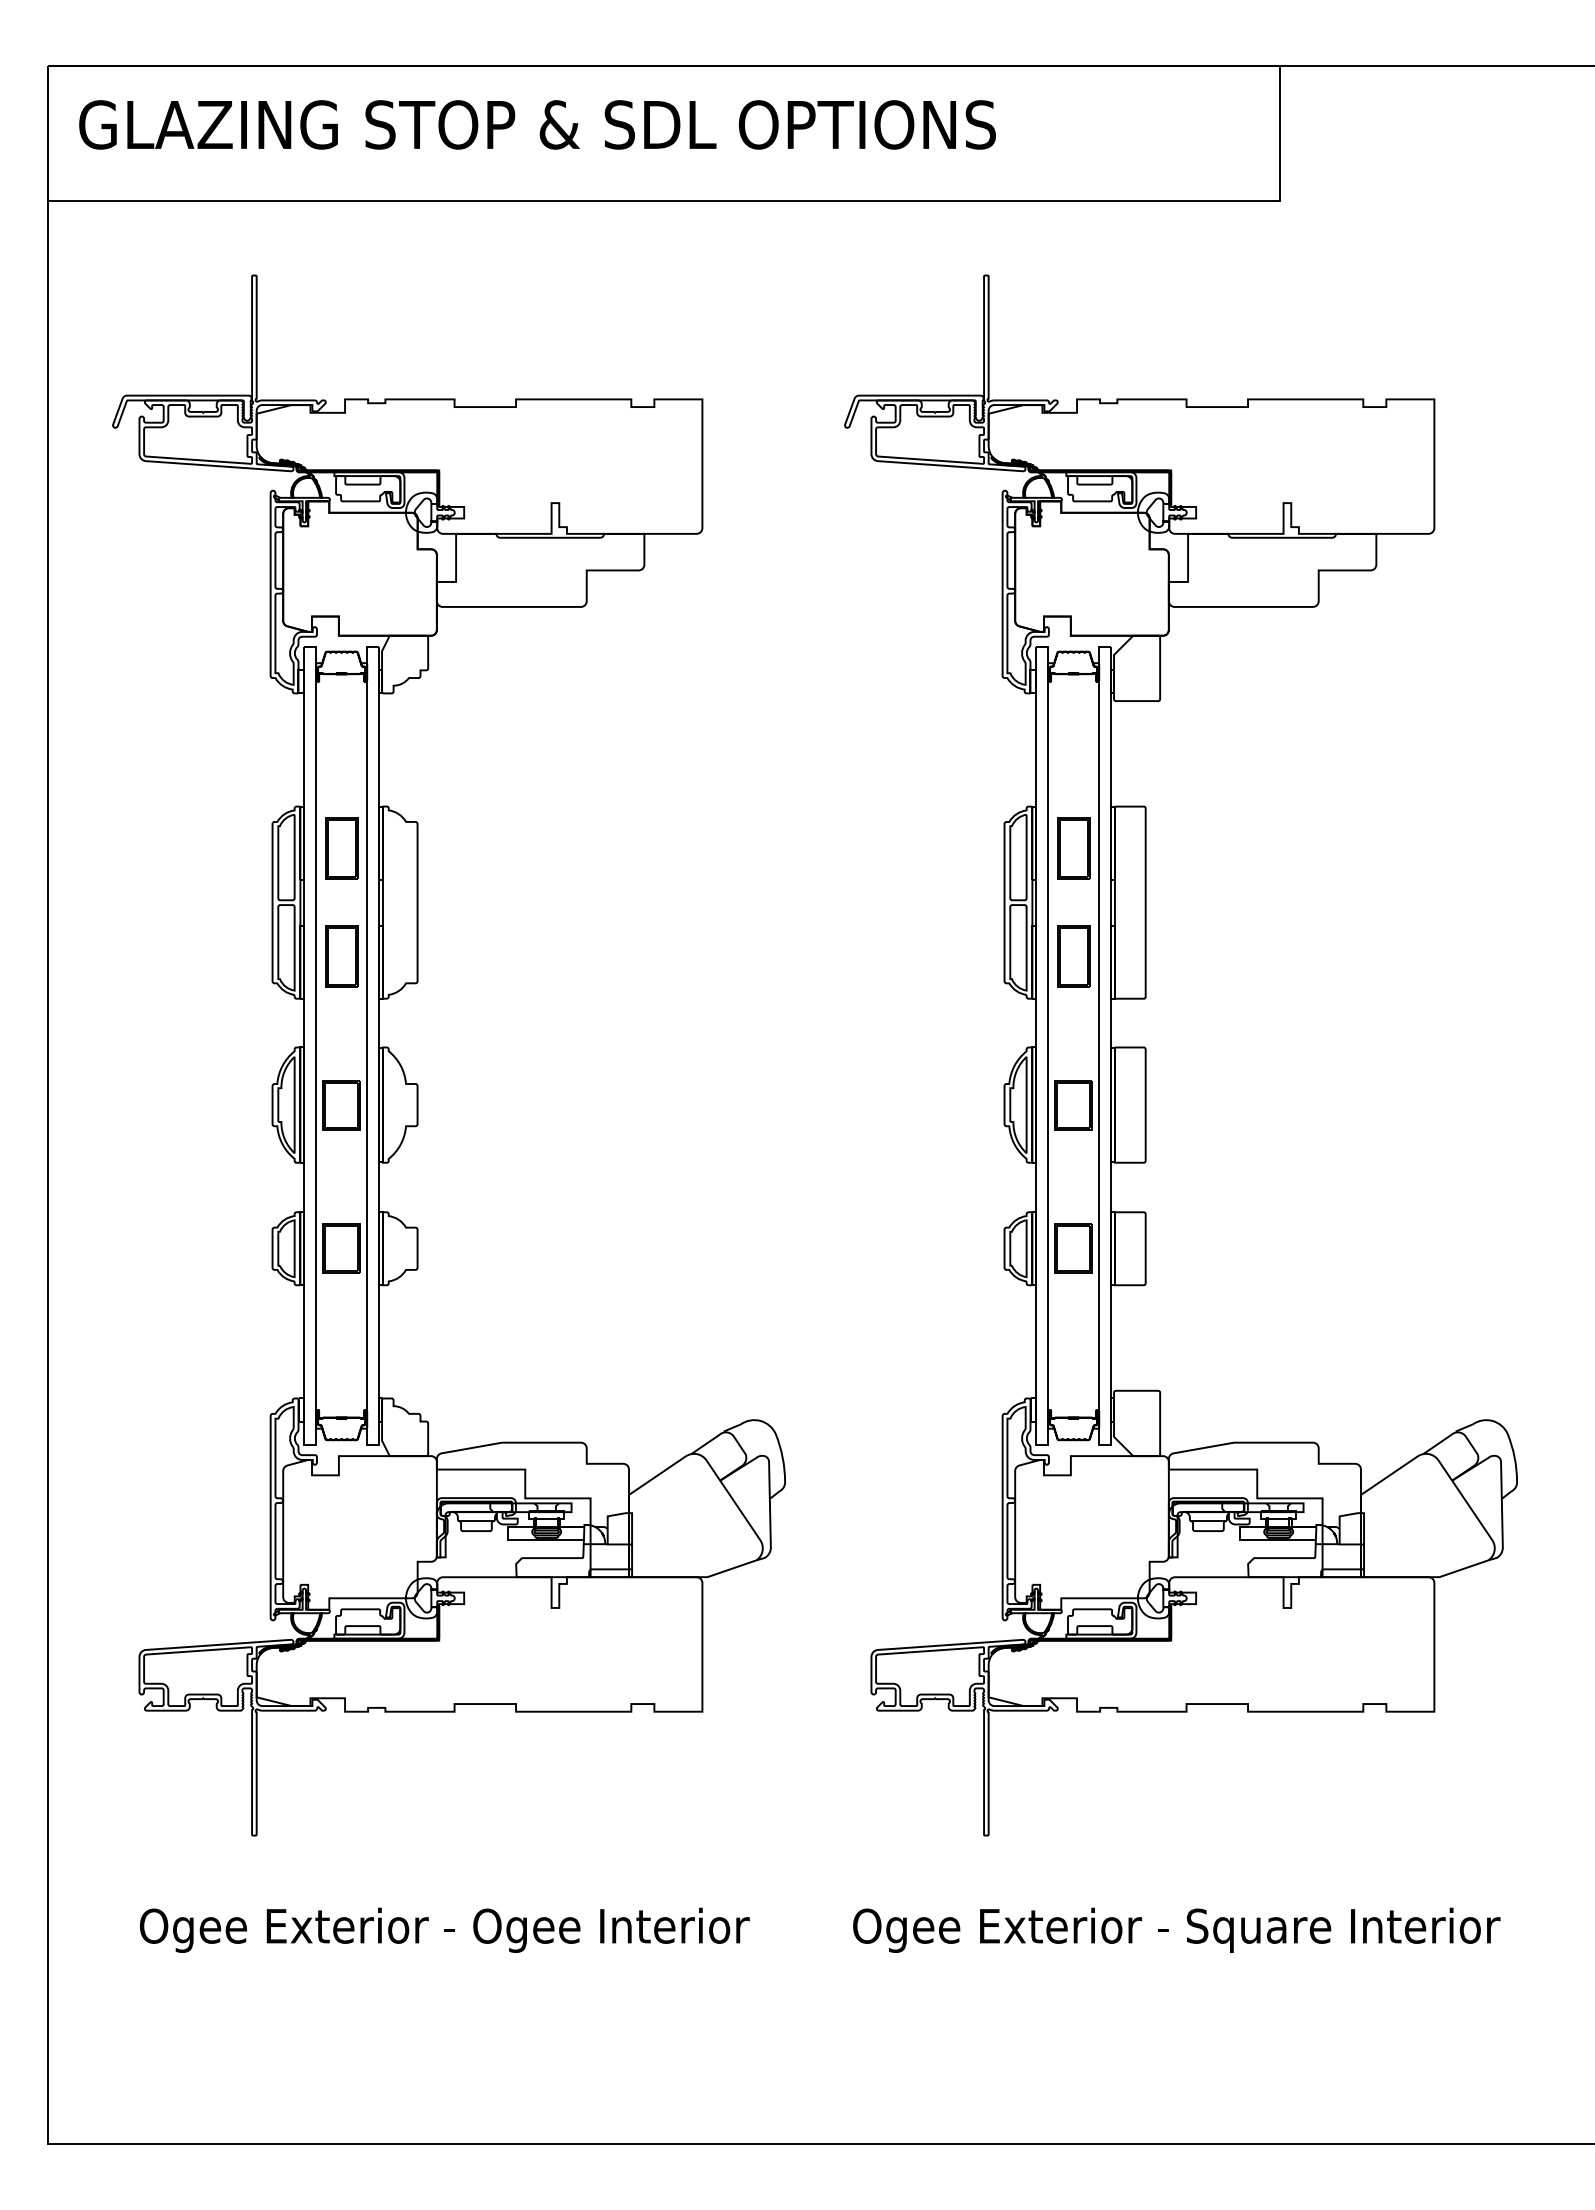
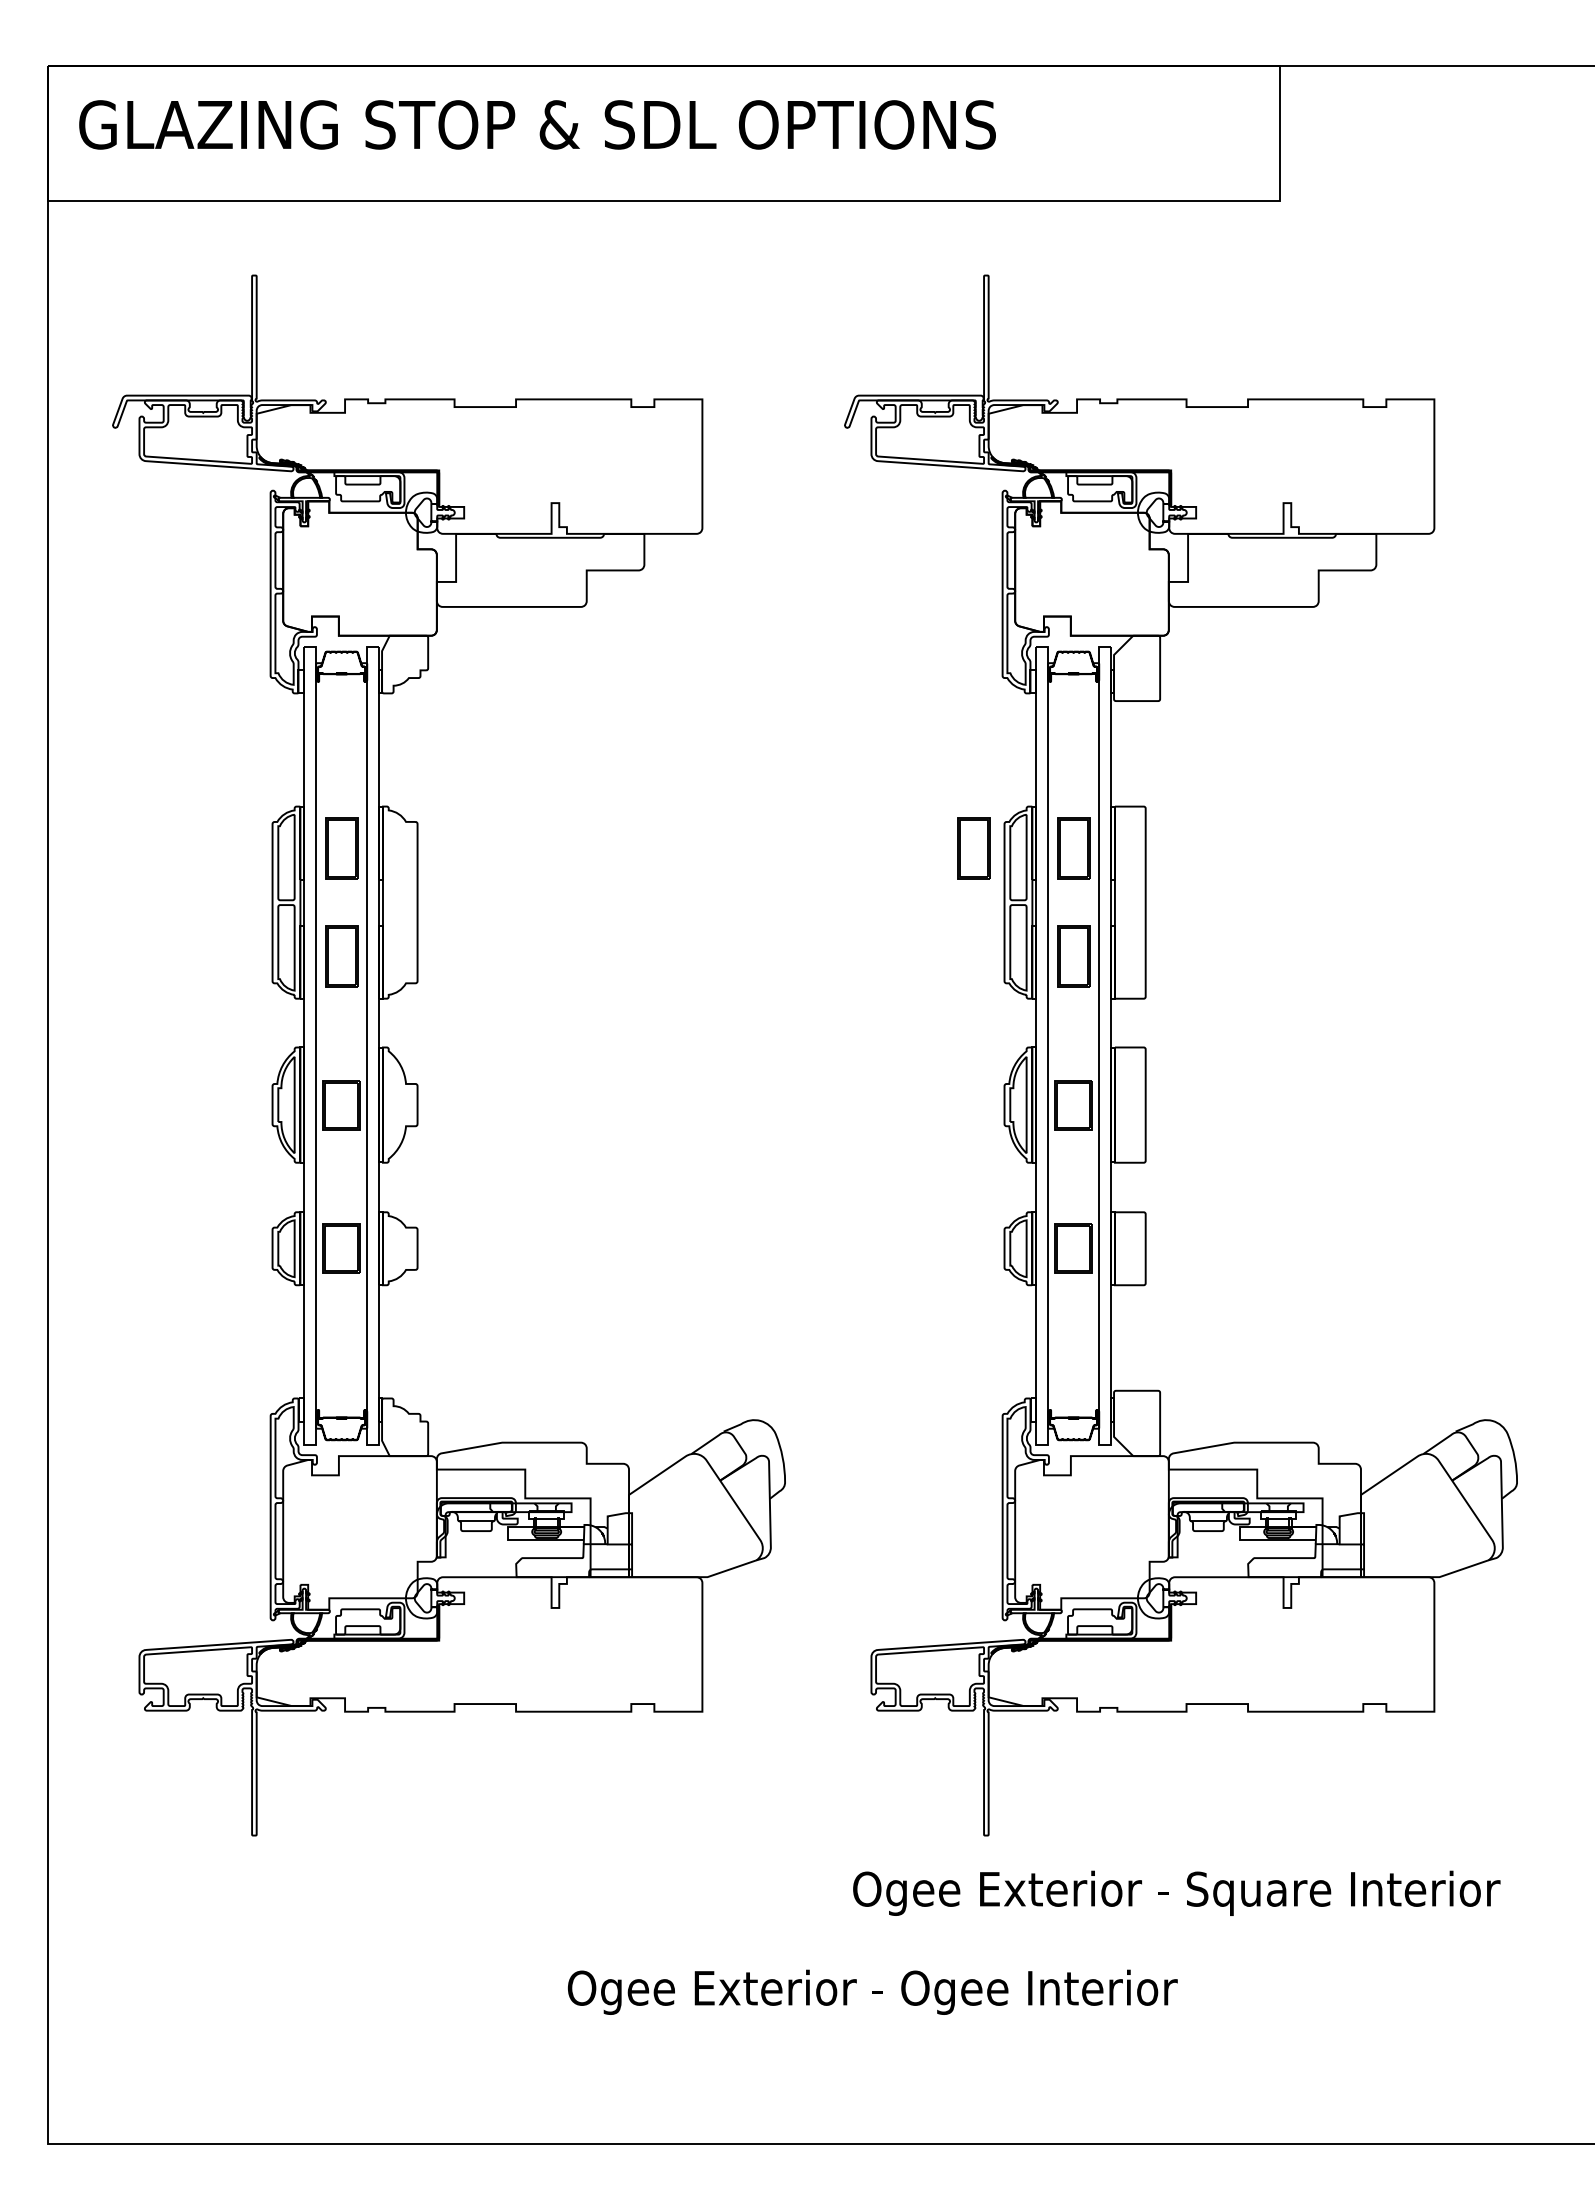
part: none -> present (973, 848)
text position: (444, 1929) -> (872, 1991) (872, 1991)
text position: (1176, 1929) -> (1176, 1892) (1176, 1892)
